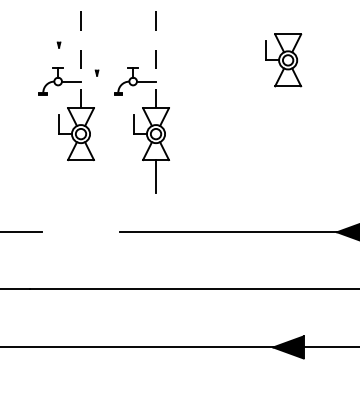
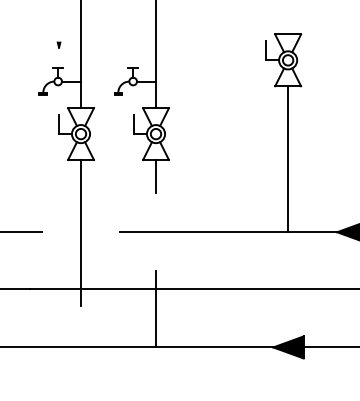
line: dashed -> solid (81, 54)
line: dashed -> solid (156, 54)
part: present -> none (96, 72)
line: none -> present (288, 159)
line: none -> present (81, 232)
line: none -> present (156, 308)
